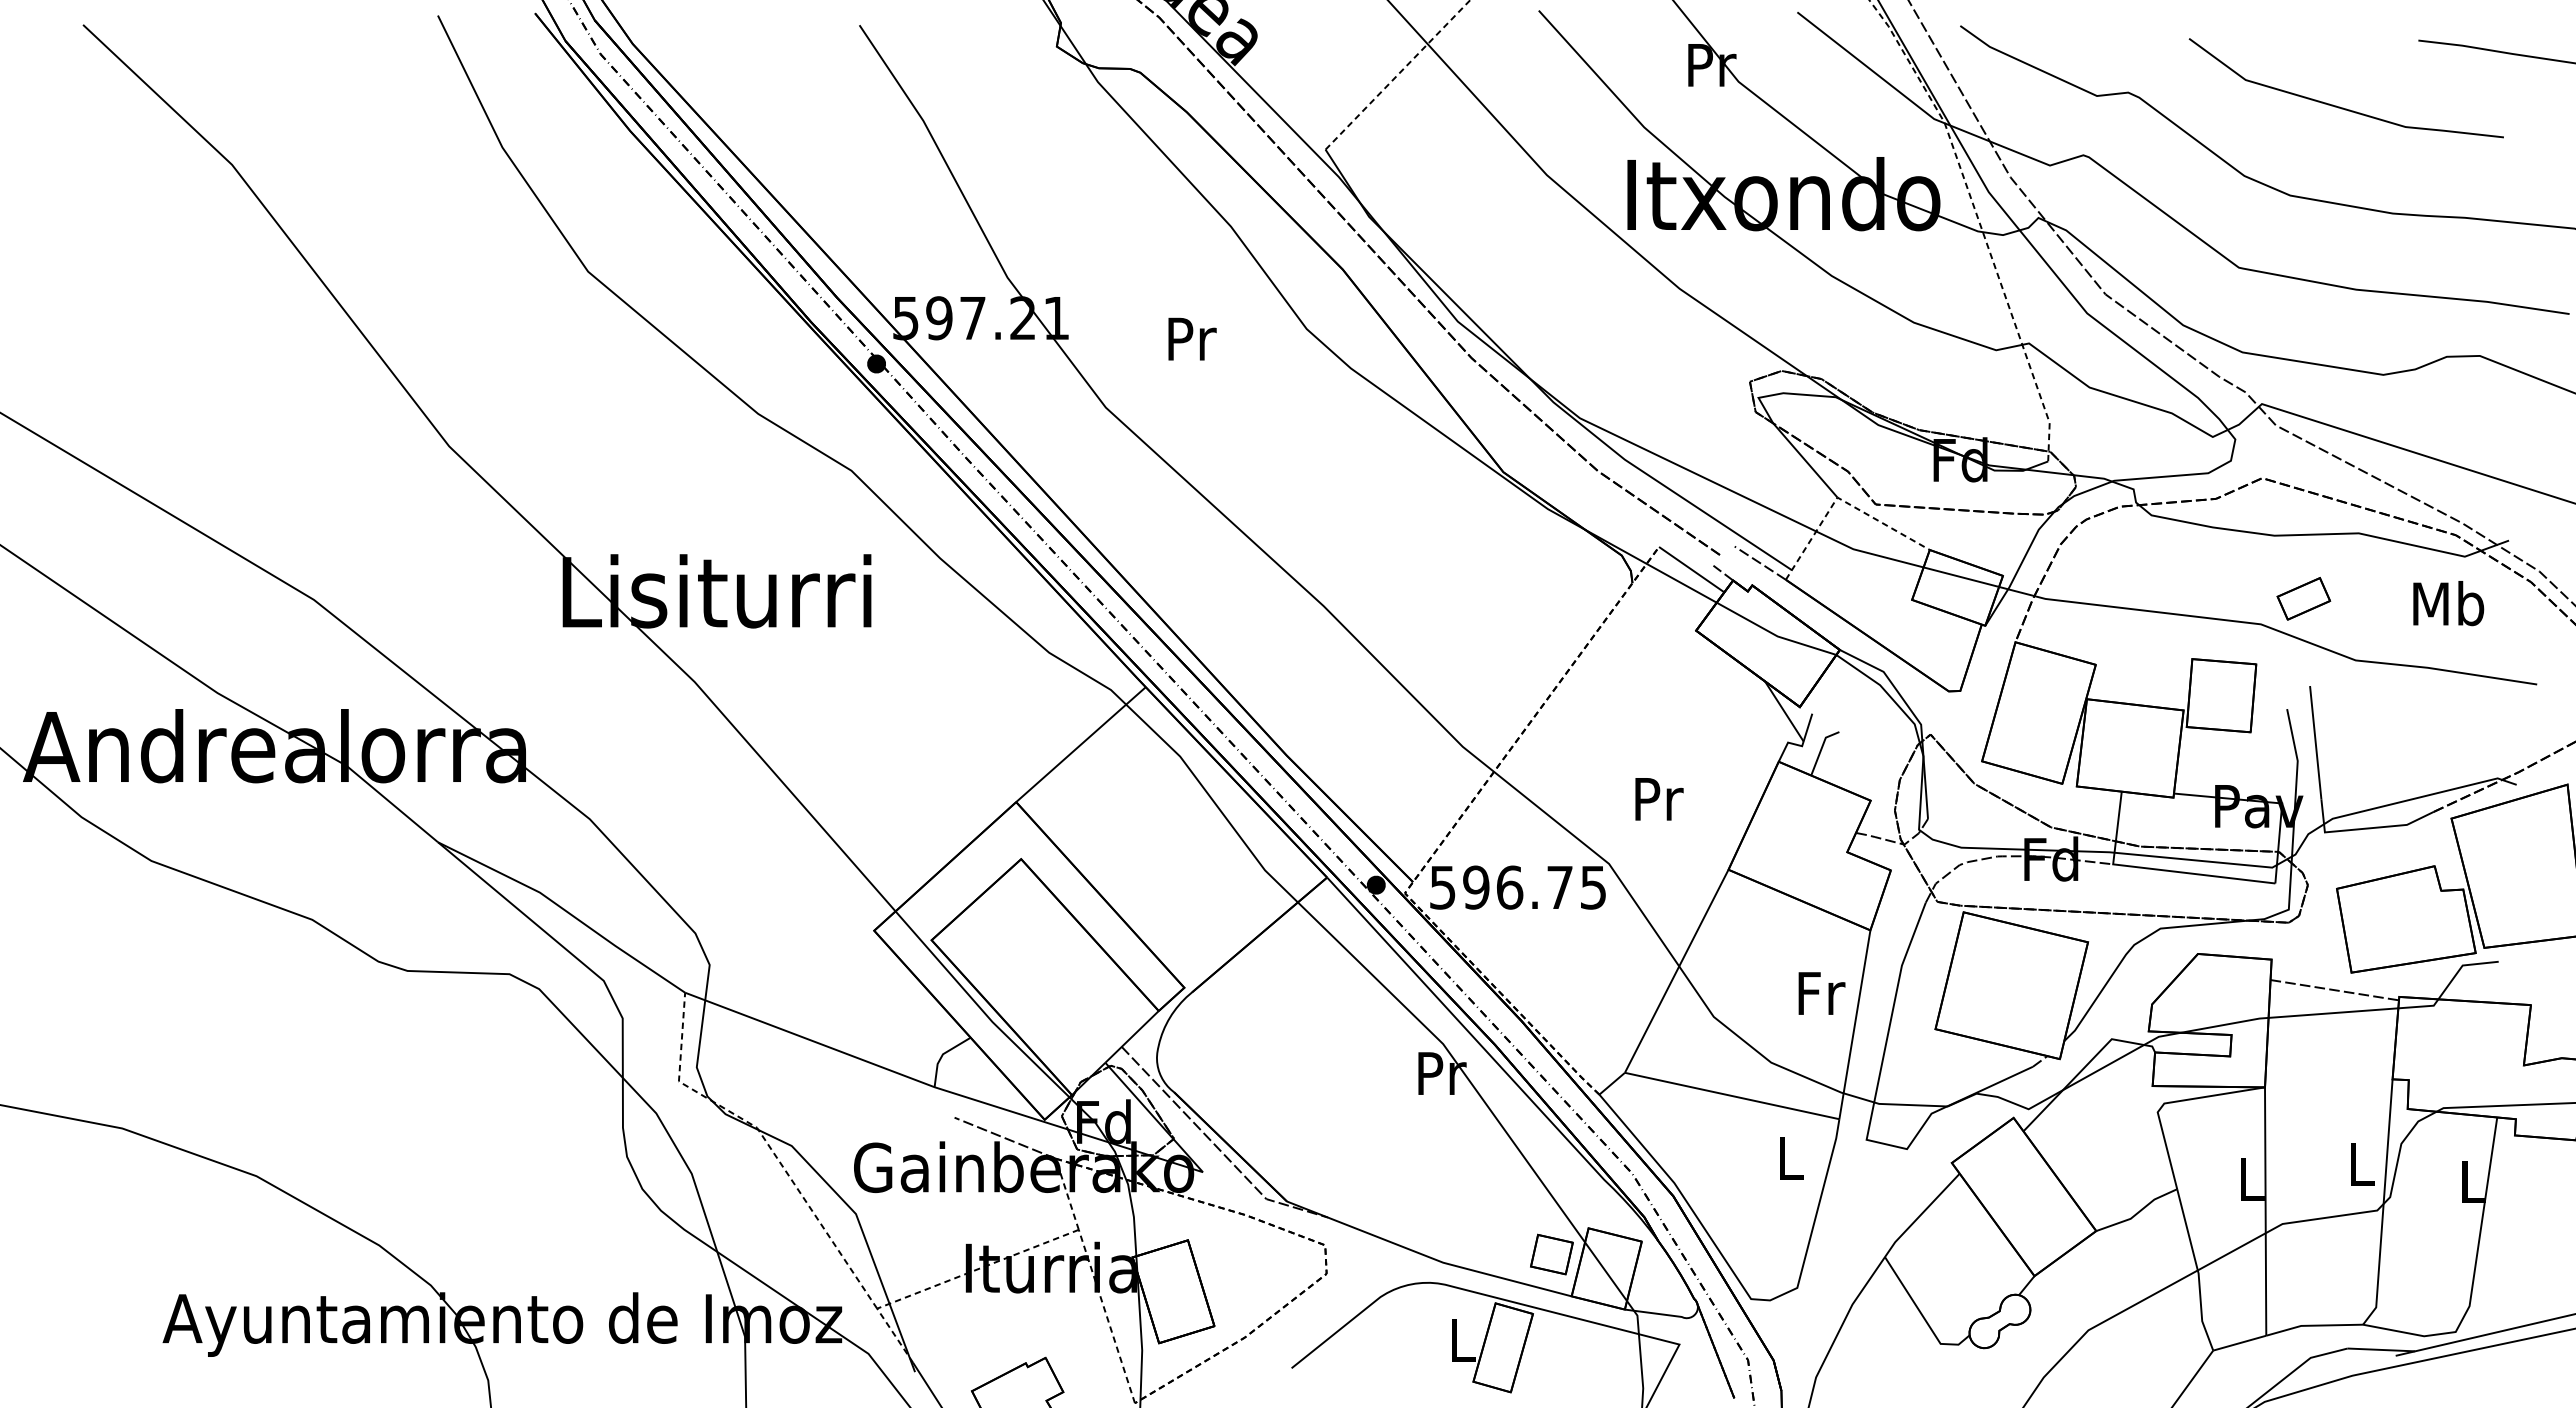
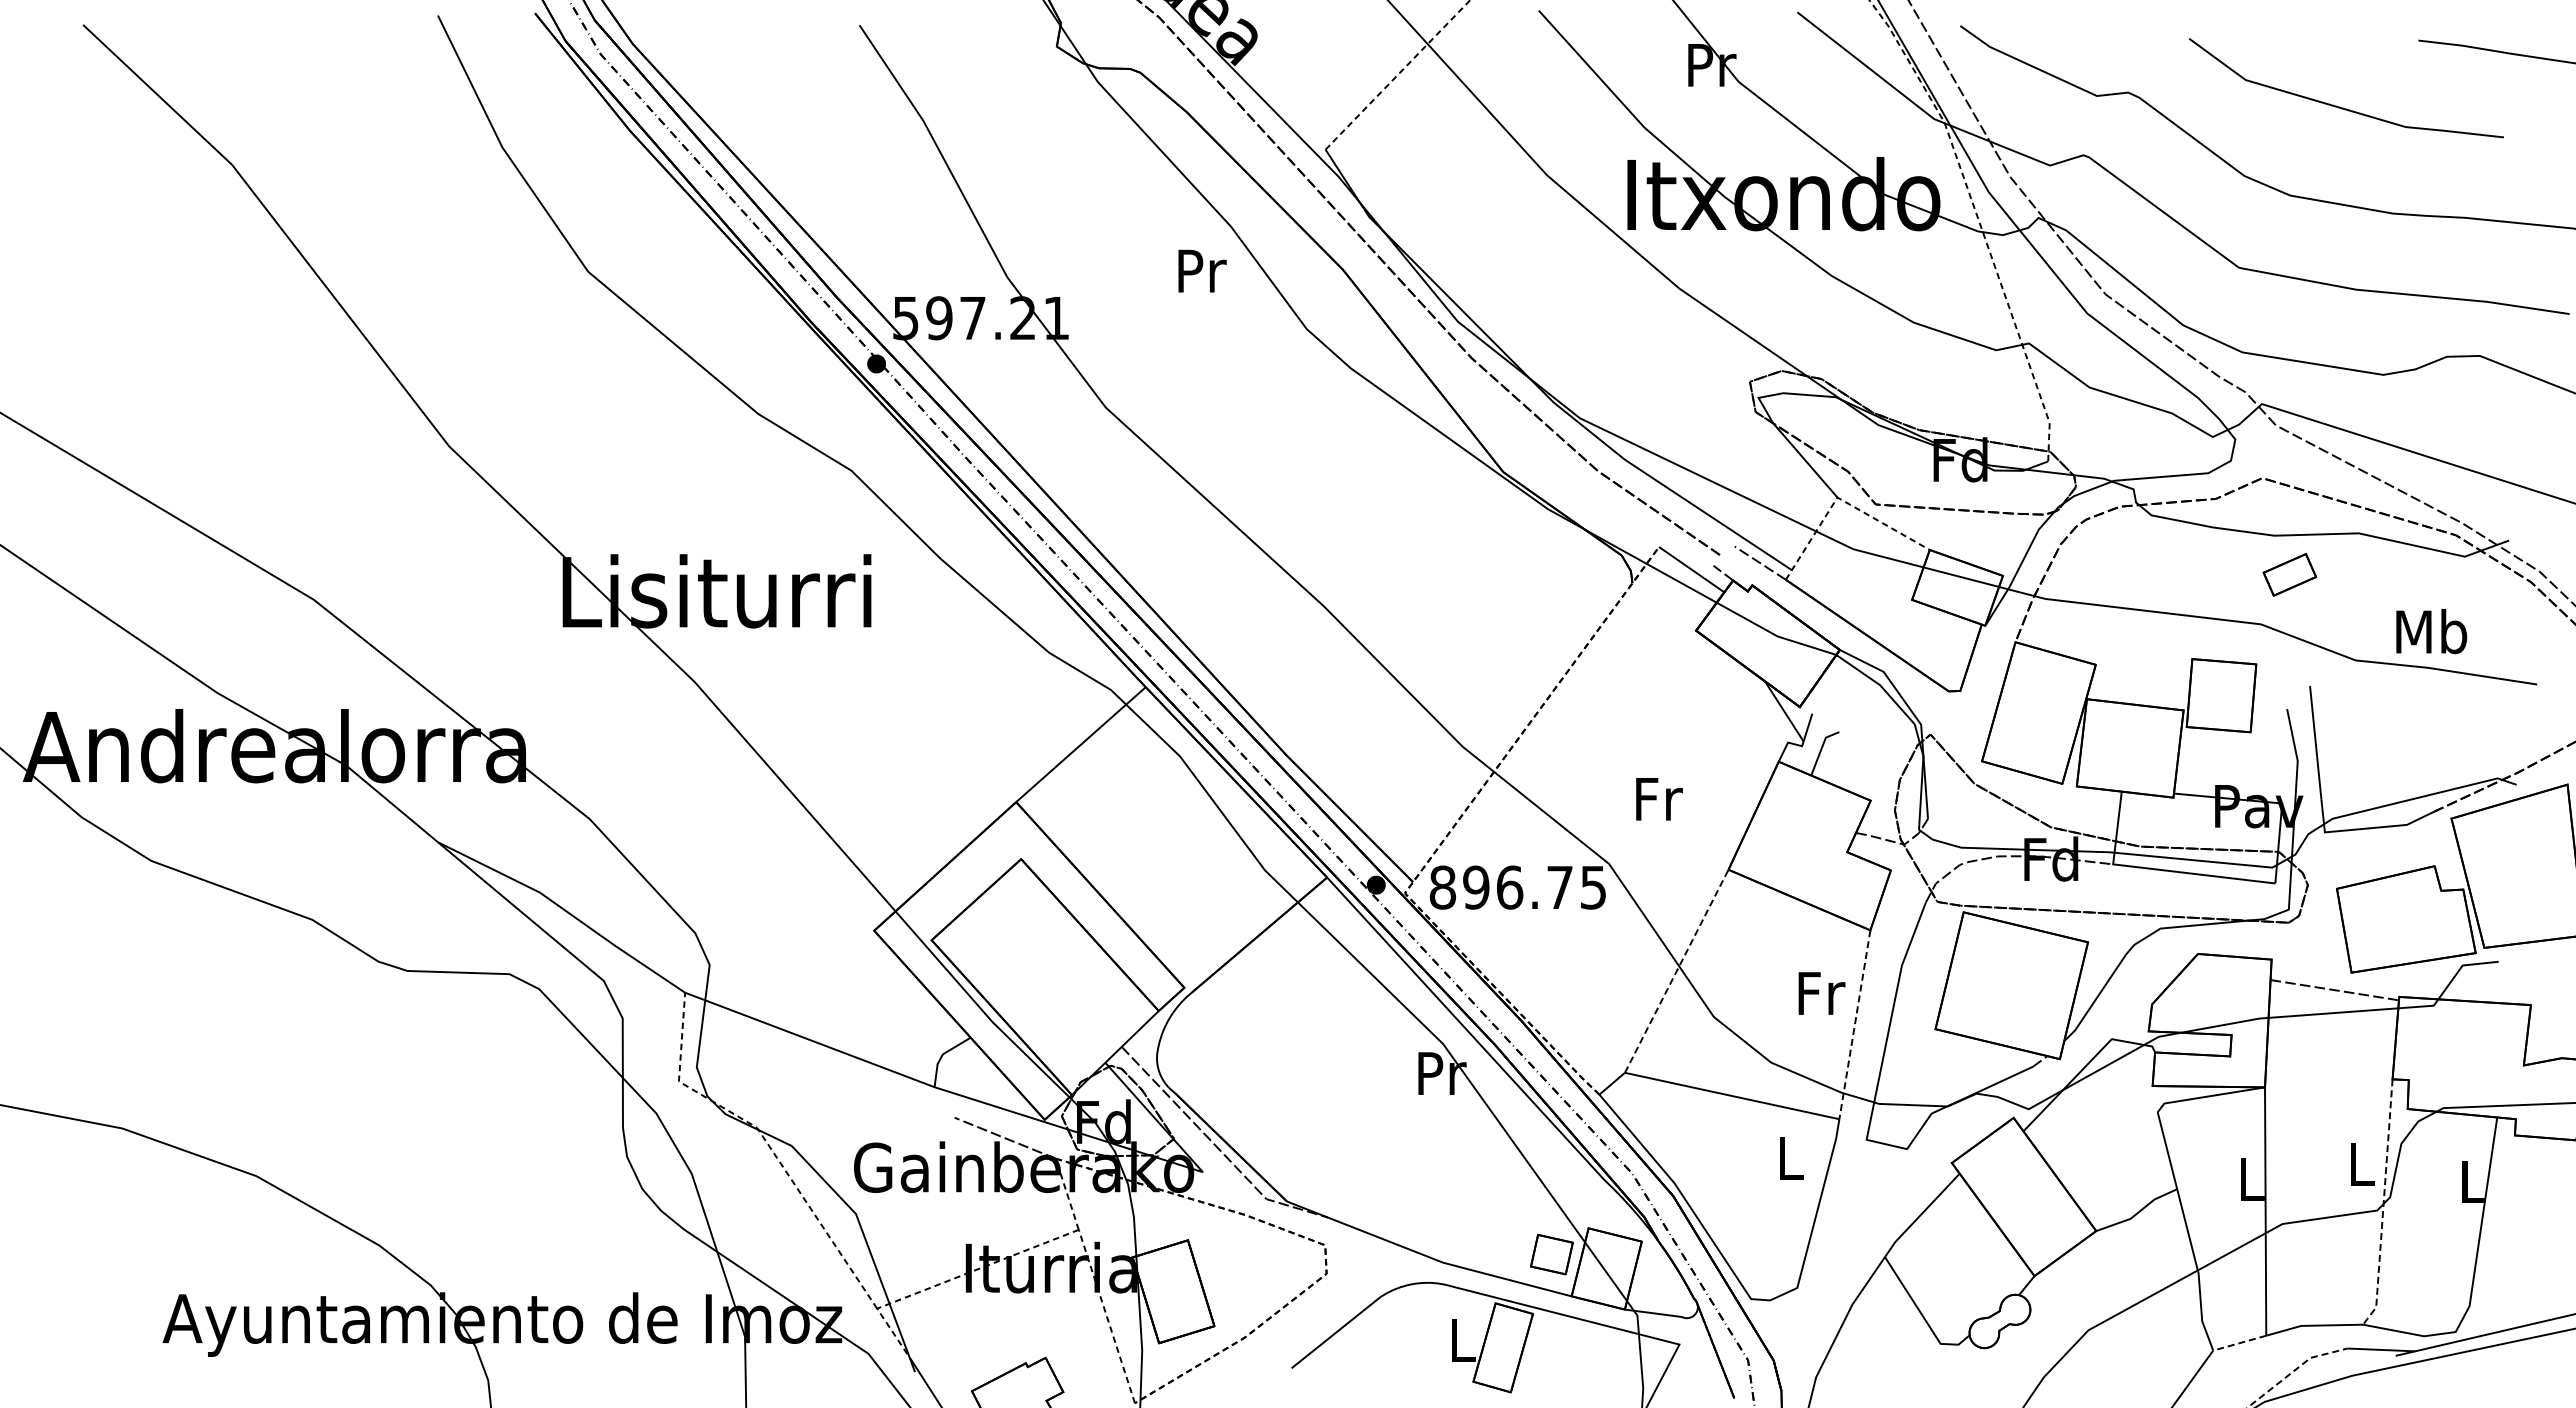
text position: (1192, 338) -> (1202, 270) (1202, 270)
part position: (2303, 598) -> (2289, 574) (2289, 574)
text position: (2448, 603) -> (2431, 631) (2431, 631)
text: Pr -> Fr (1659, 799)
text: 596.75 -> 896.75 (1442, 887)
line: solid -> dashed (1676, 971)
line: solid -> dashed (1854, 1024)
line: solid -> dashed (2383, 1204)
line: solid -> dashed (2239, 1343)
line: solid -> dashed (2295, 1370)
